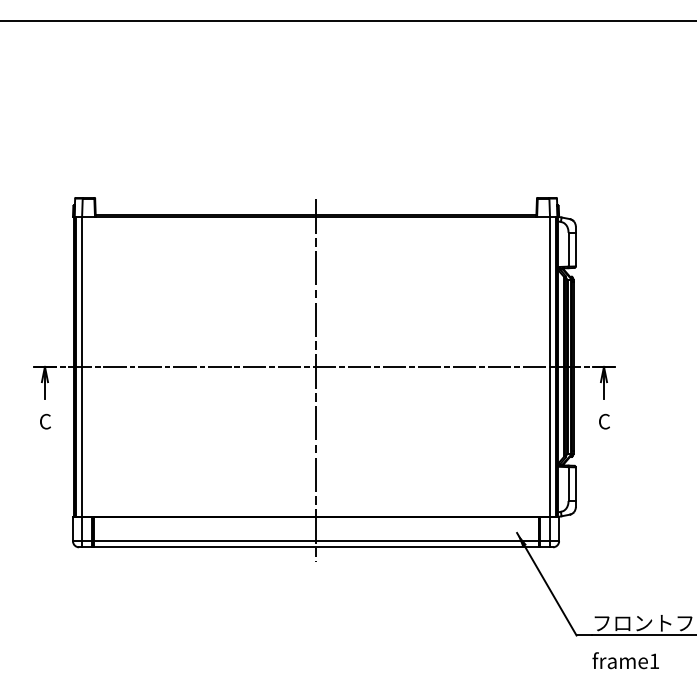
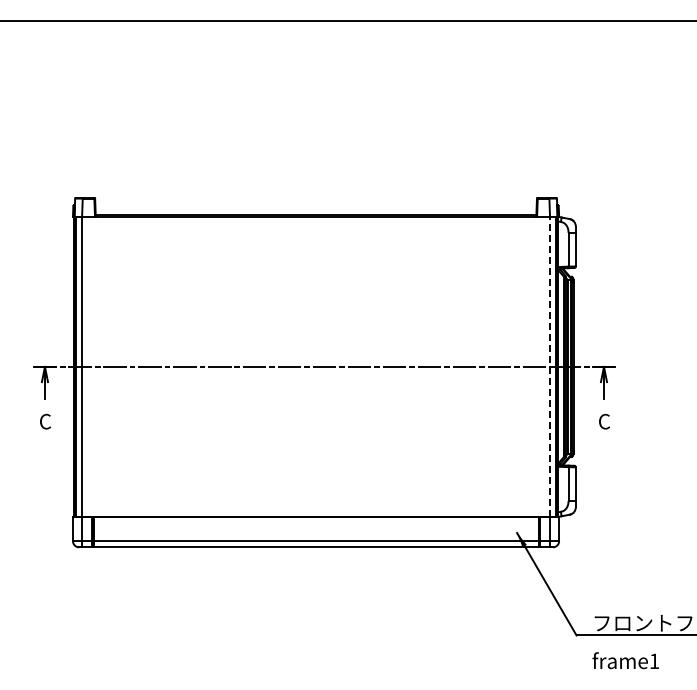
line: solid -> dashed (549, 366)
line: present -> none (316, 380)
